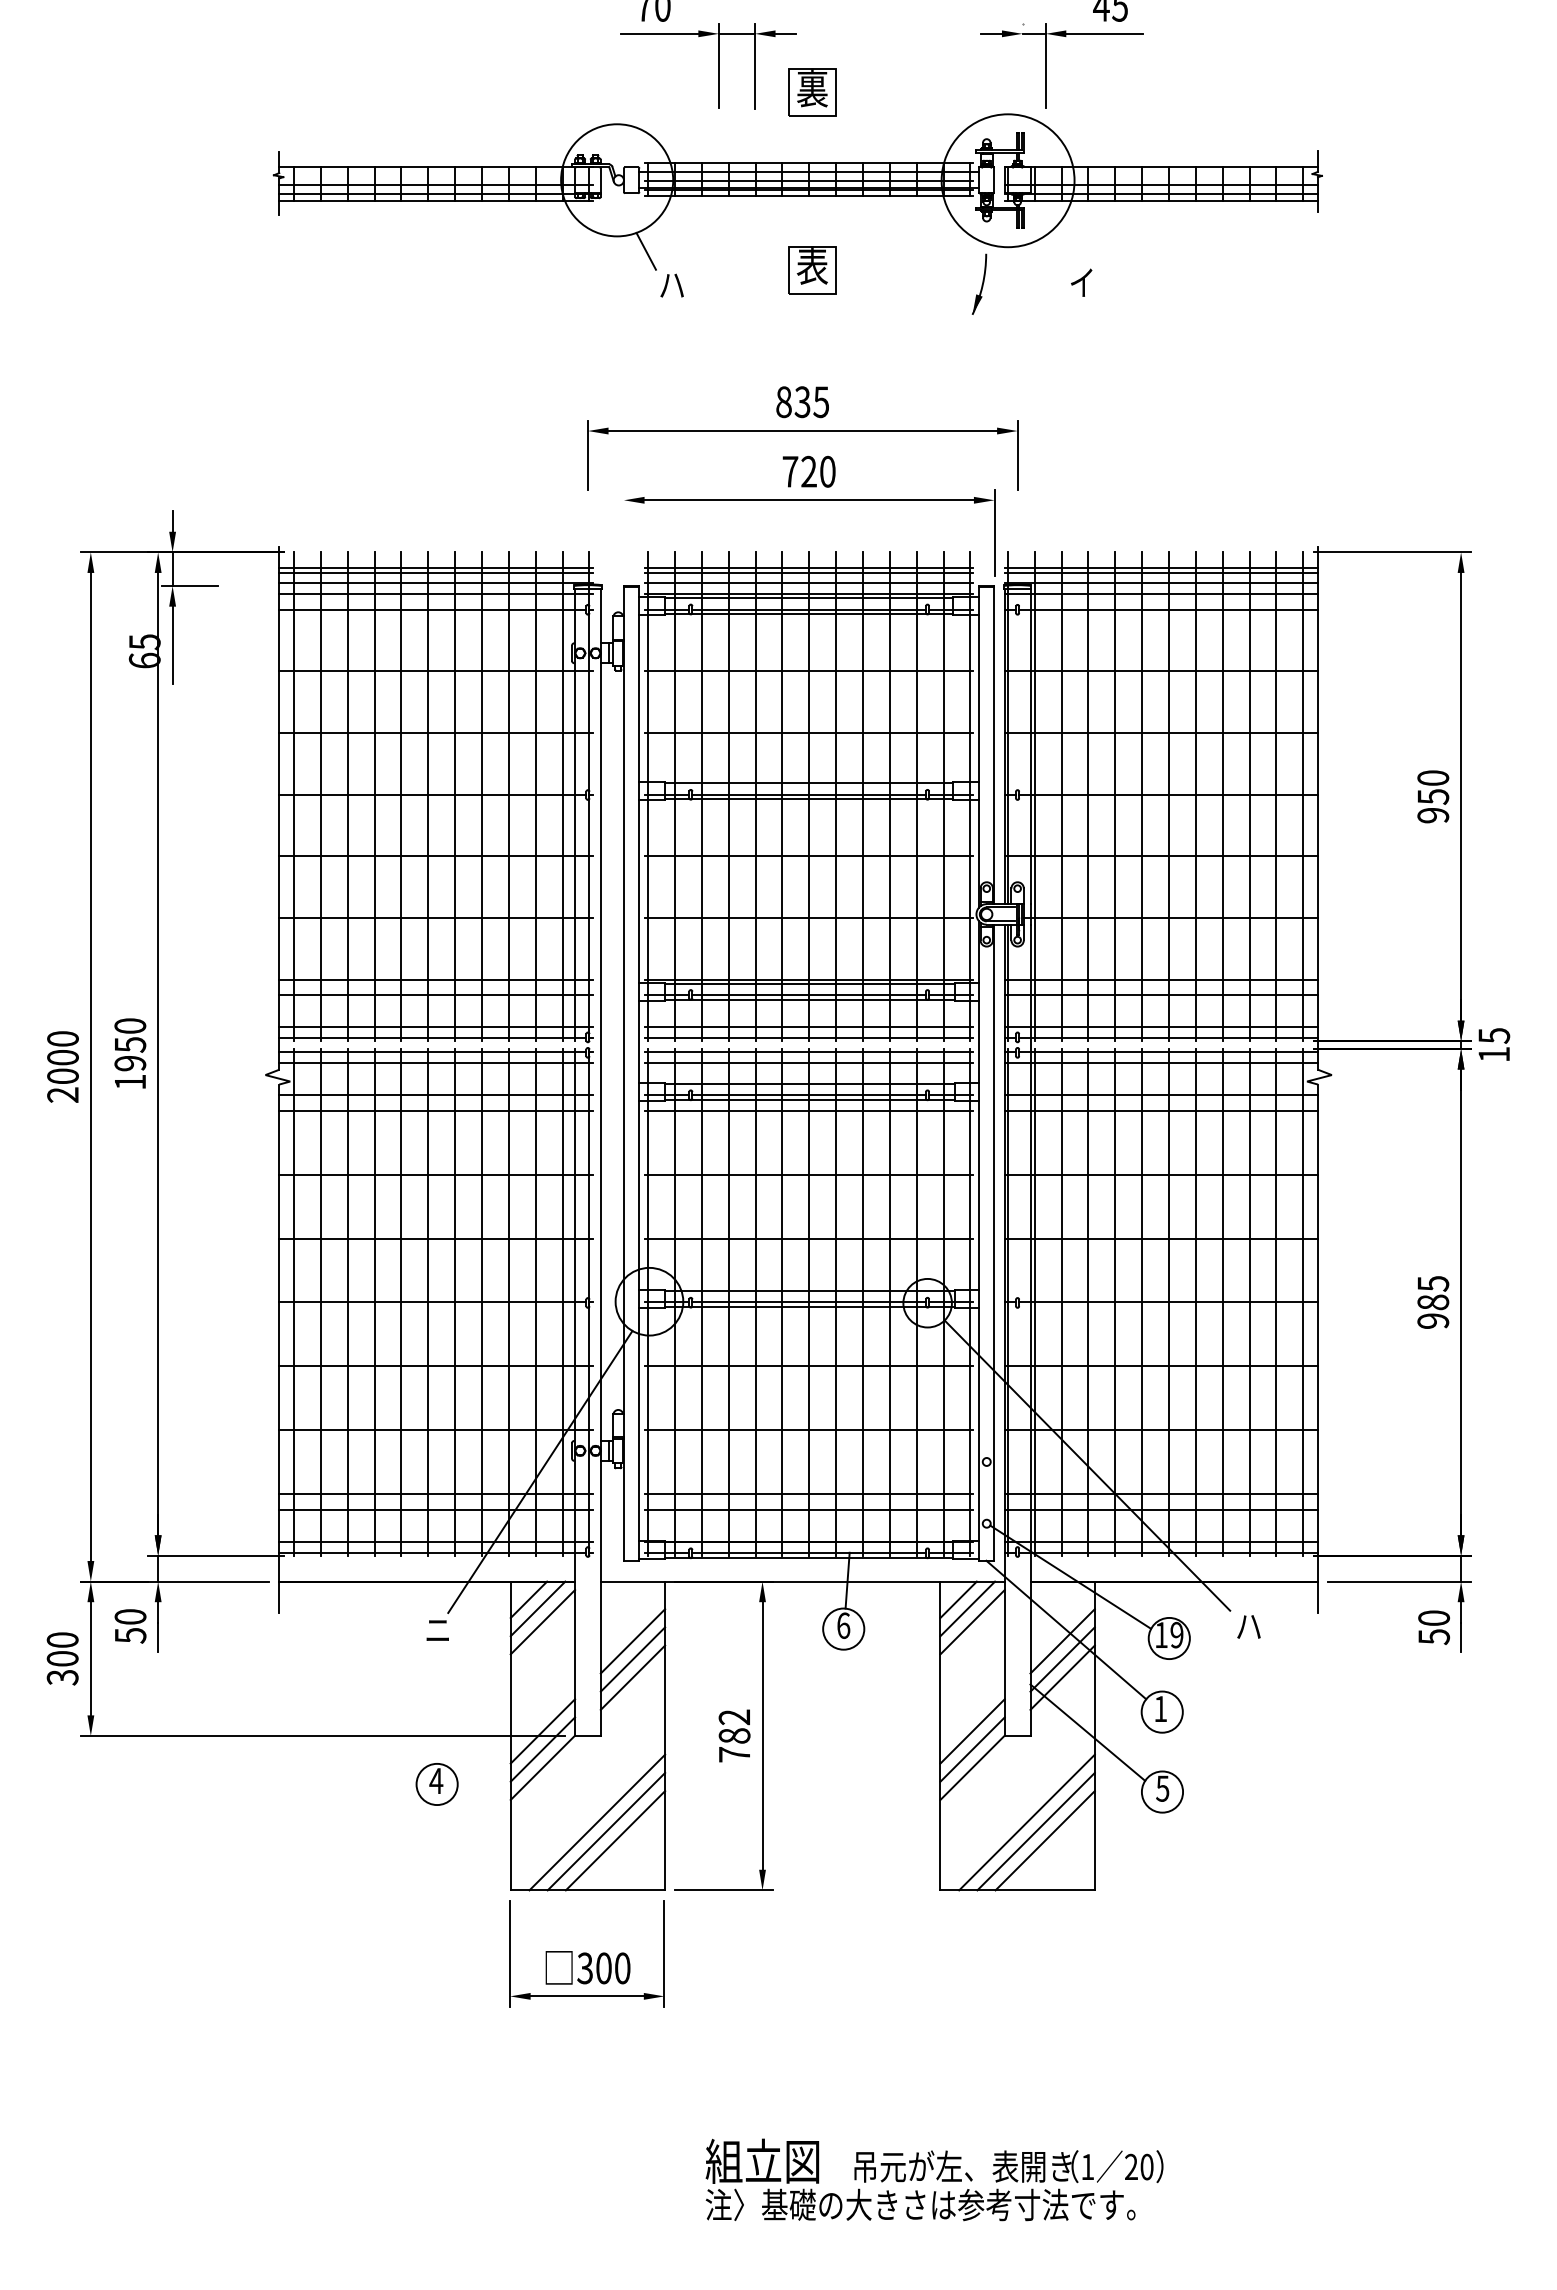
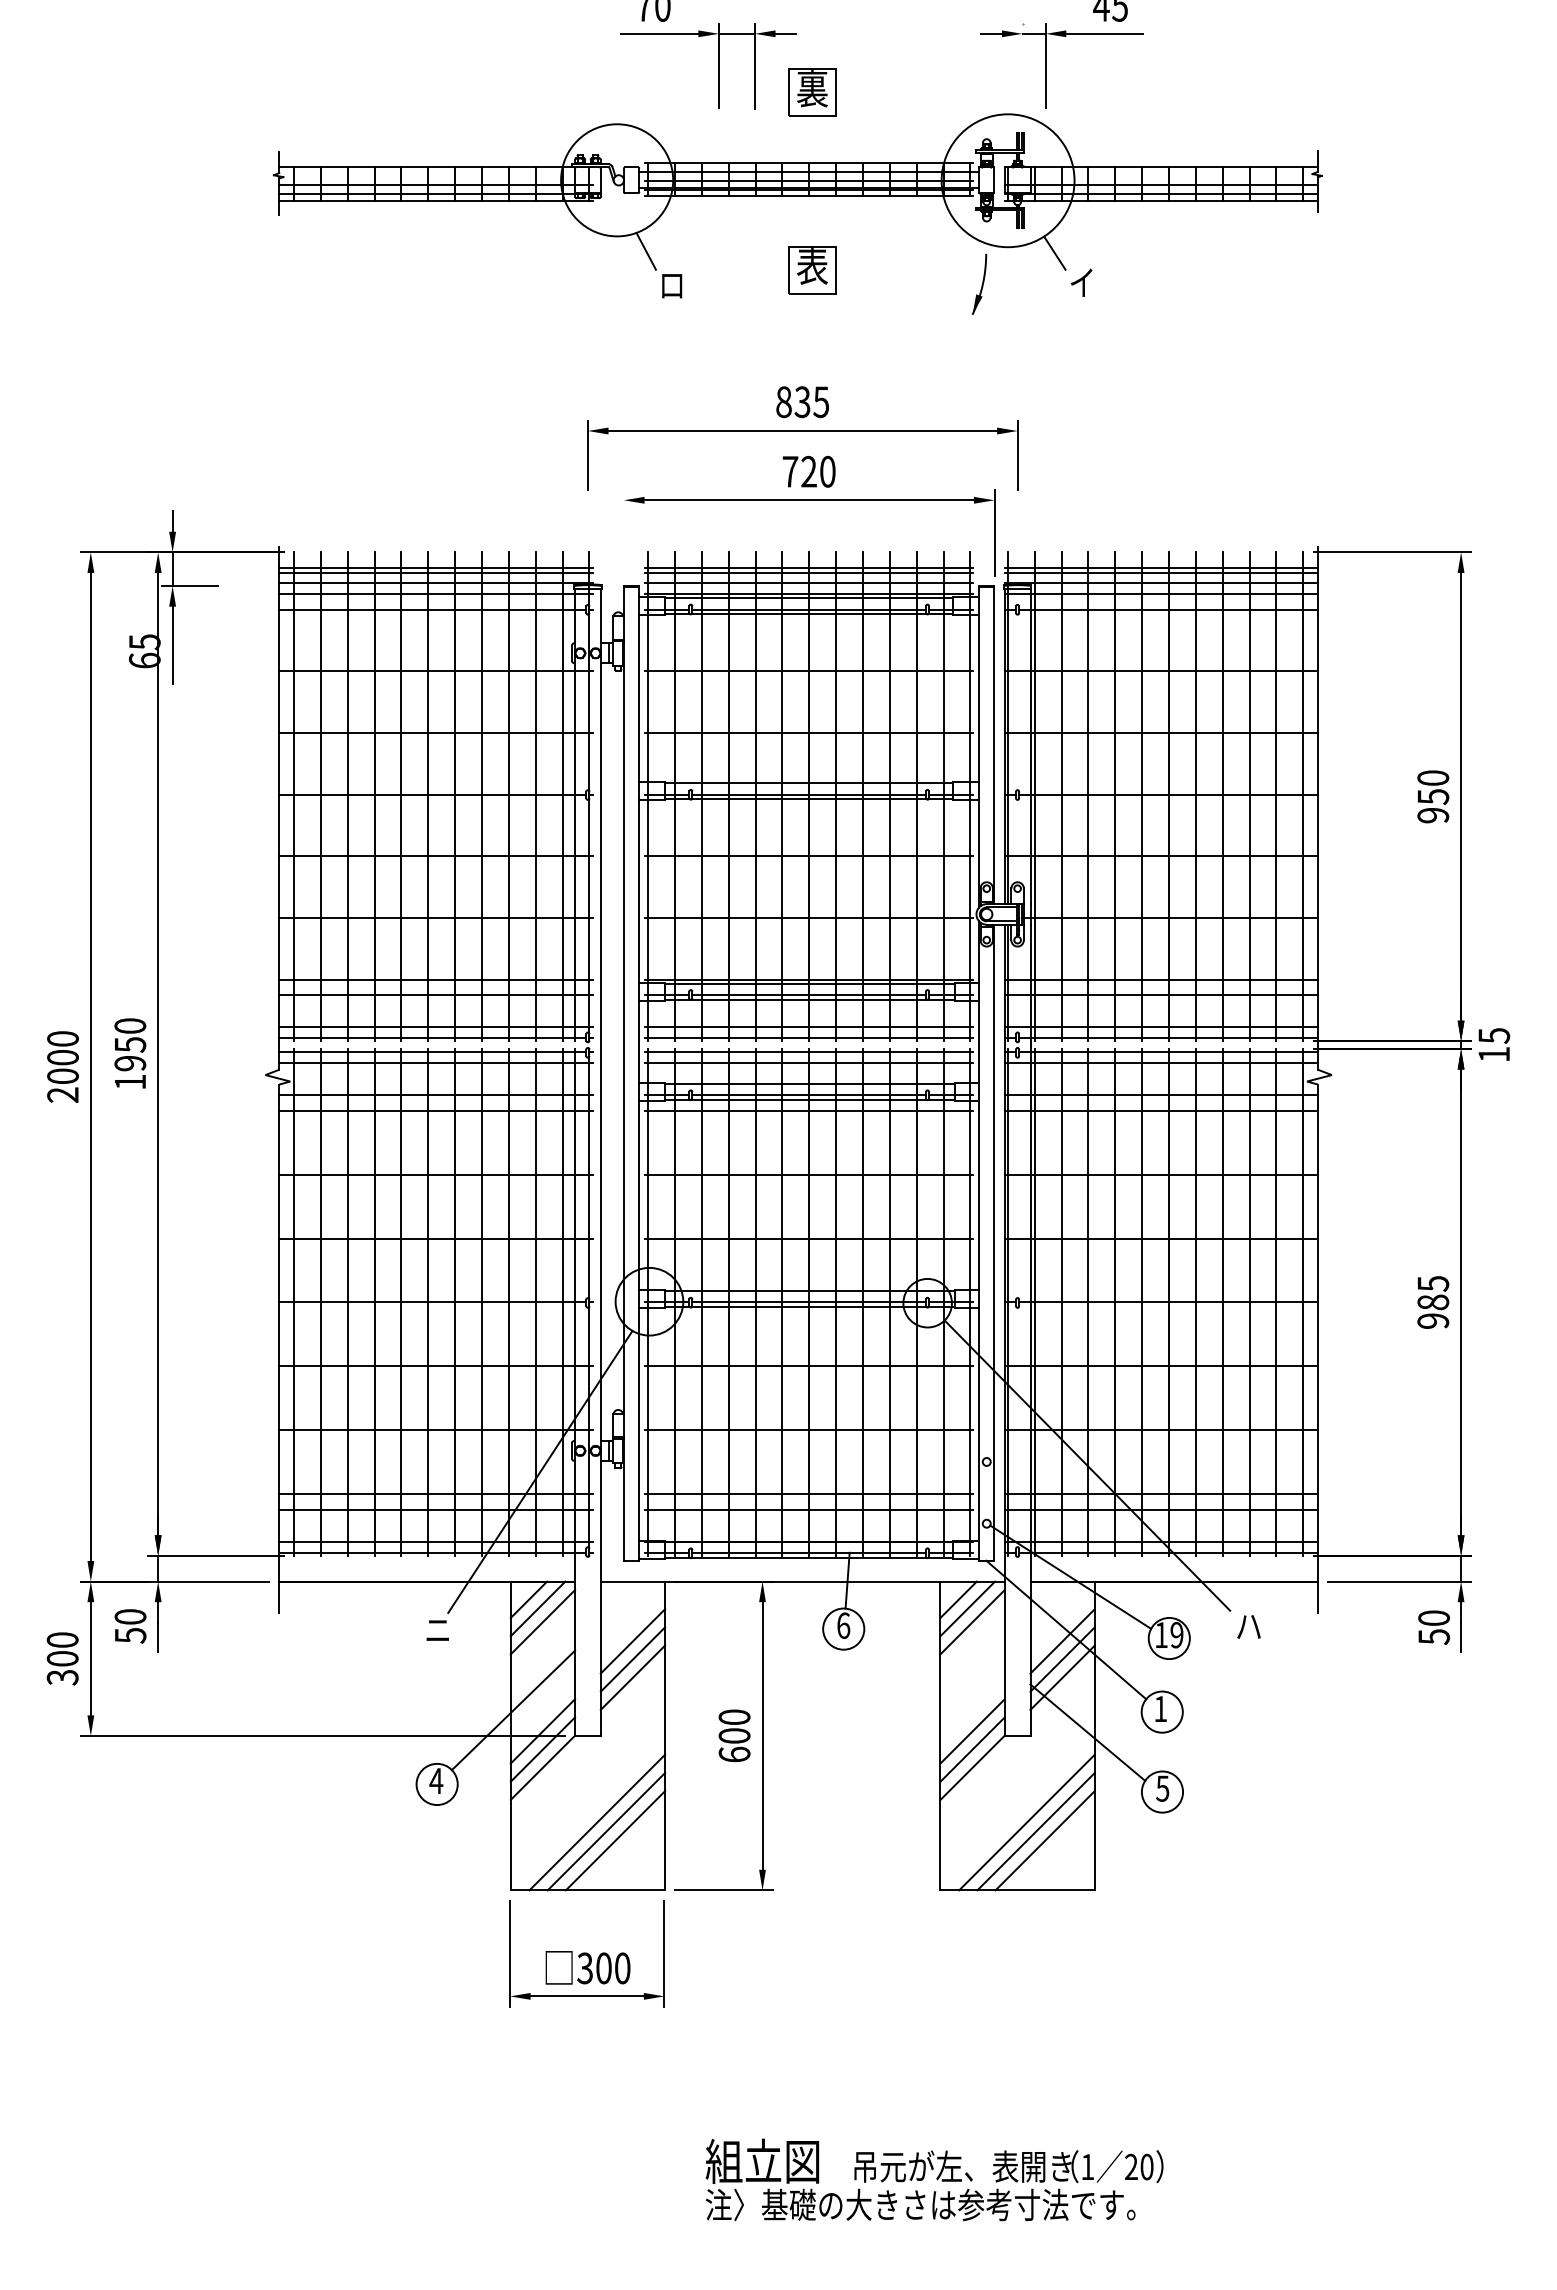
line: none -> present (1054, 252)
text: ハ -> ロ (671, 285)
line: none -> present (513, 1710)
text: 782 -> 600 (734, 1735)
